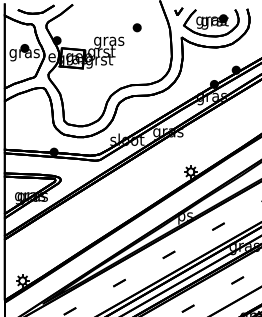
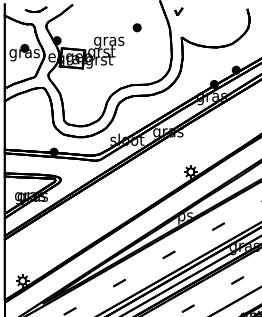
part size: 38x11 px -> 24x7 px (35, 9)
part: present -> none (211, 23)
